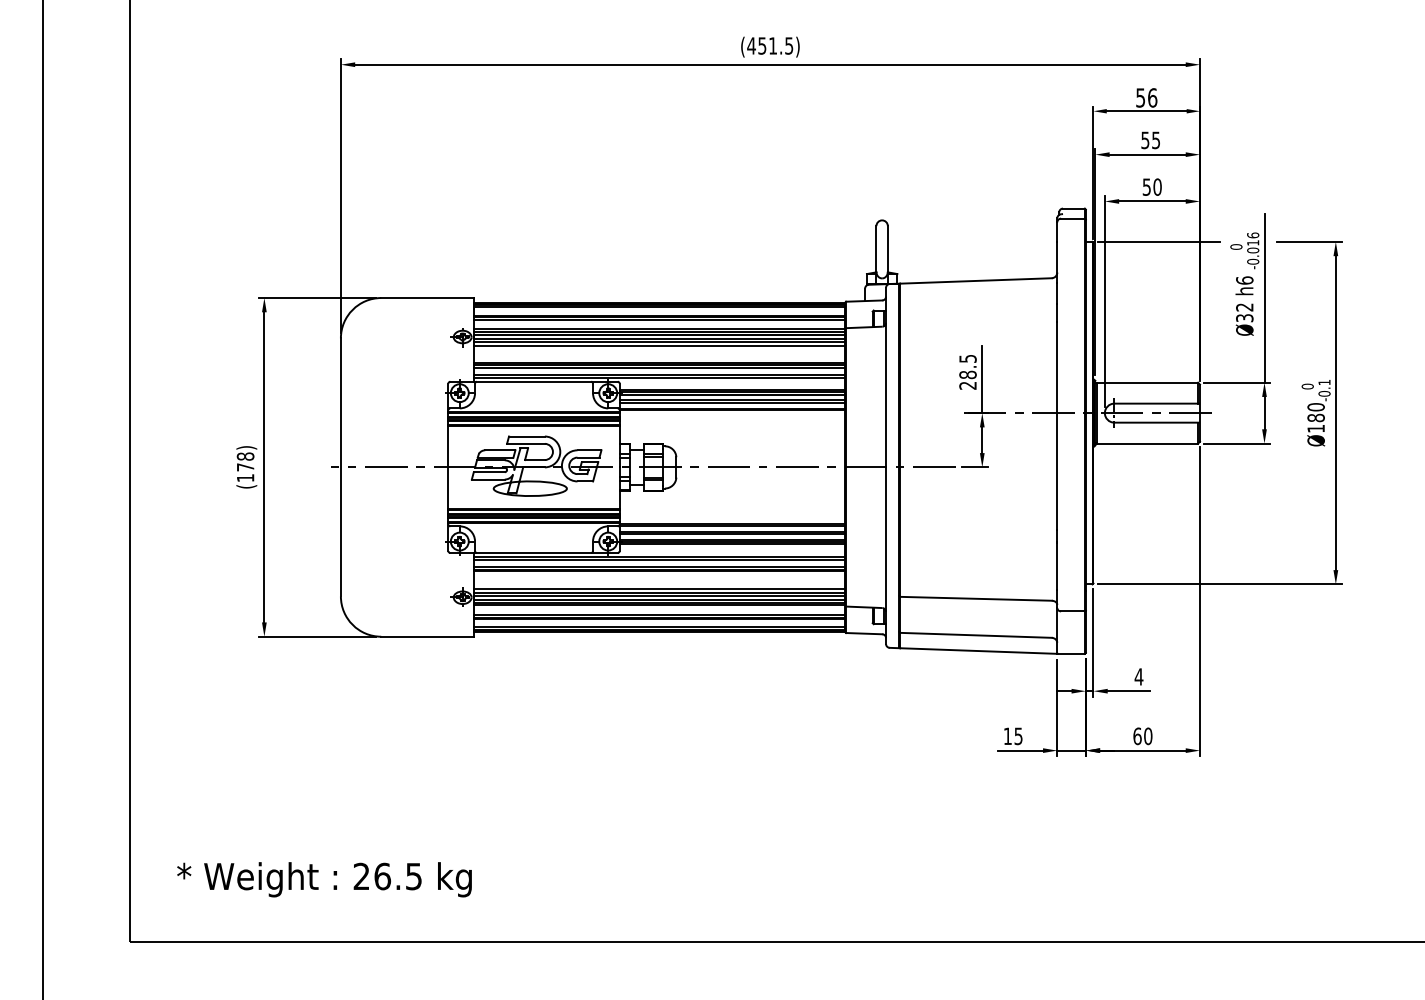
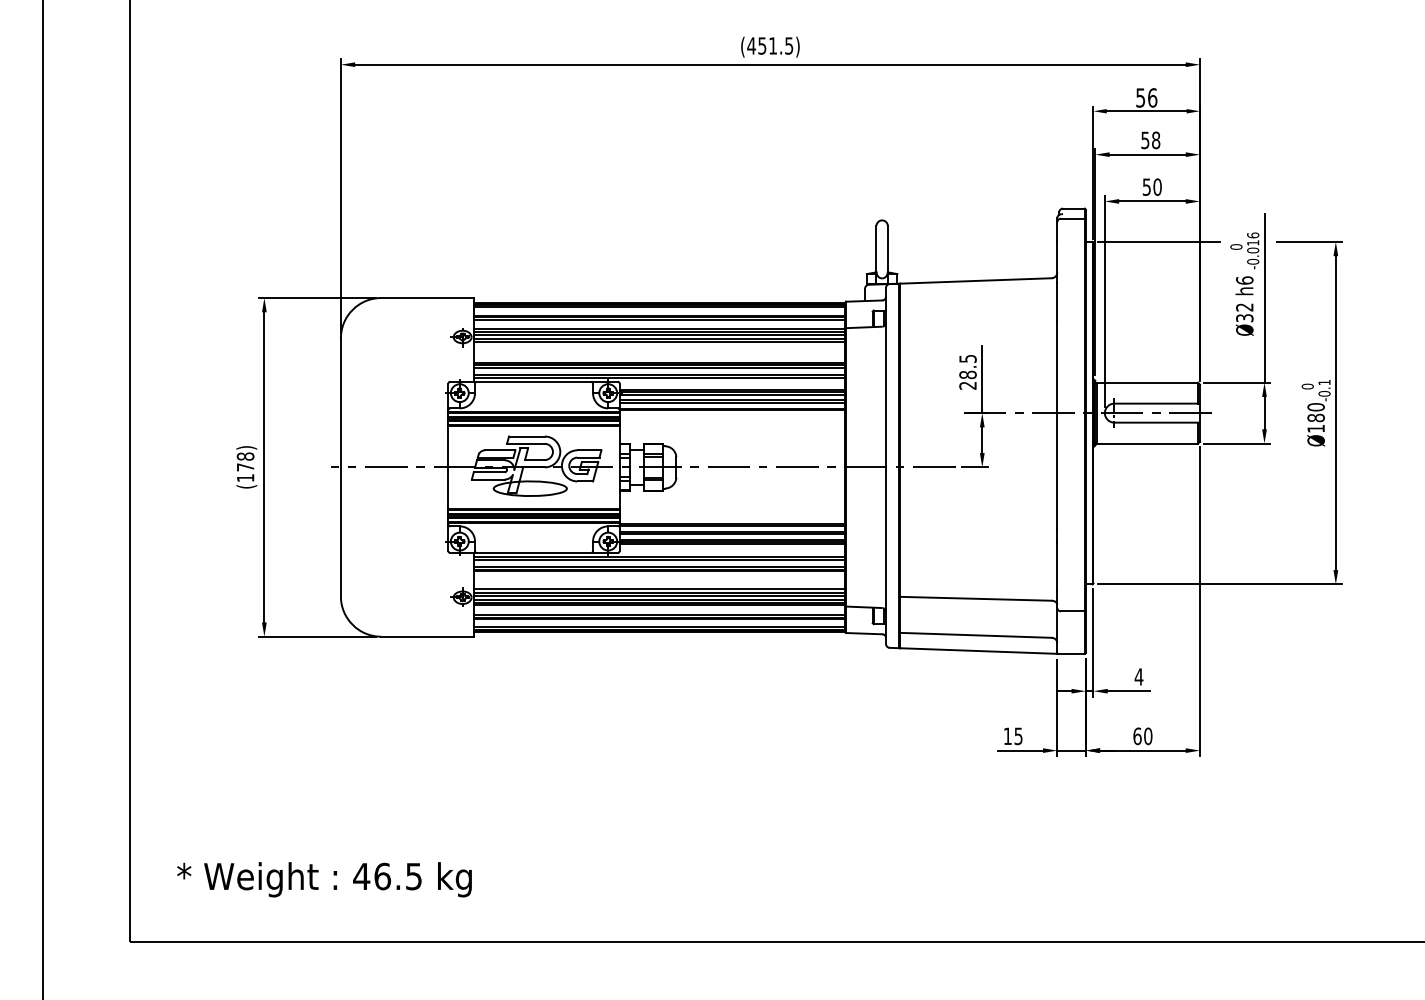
text: 55 -> 58 (1156, 140)
line: present -> none (659, 346)
text: 26.5 -> 46.5 (361, 875)
